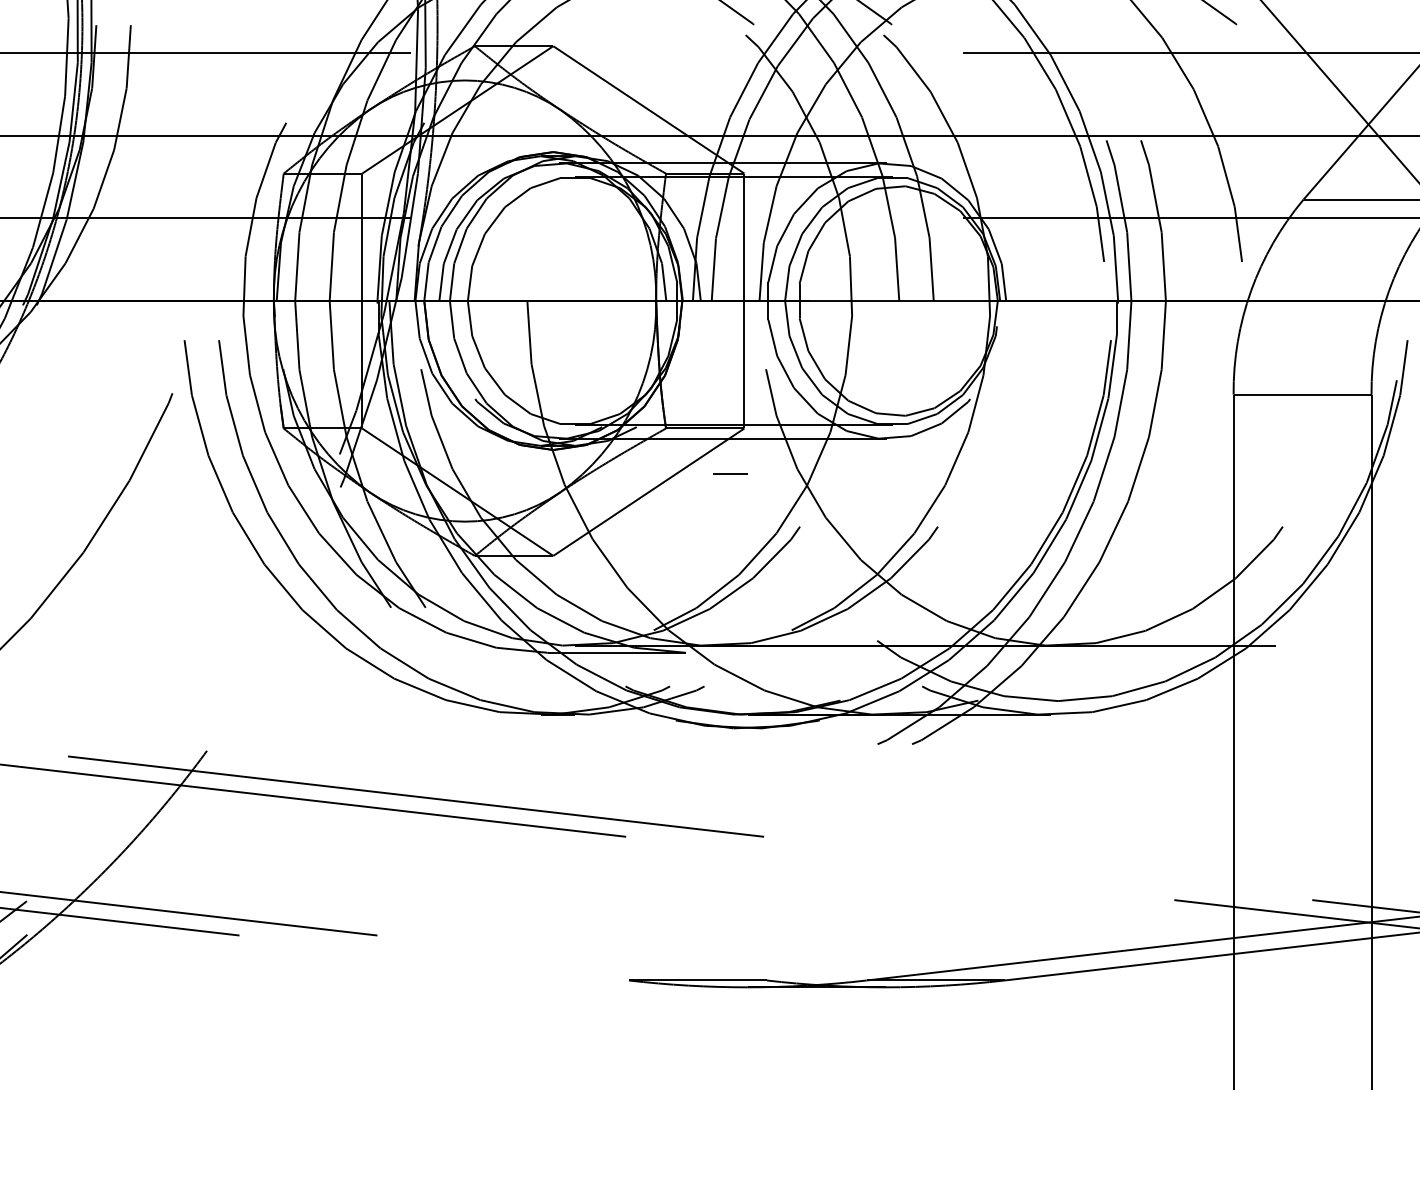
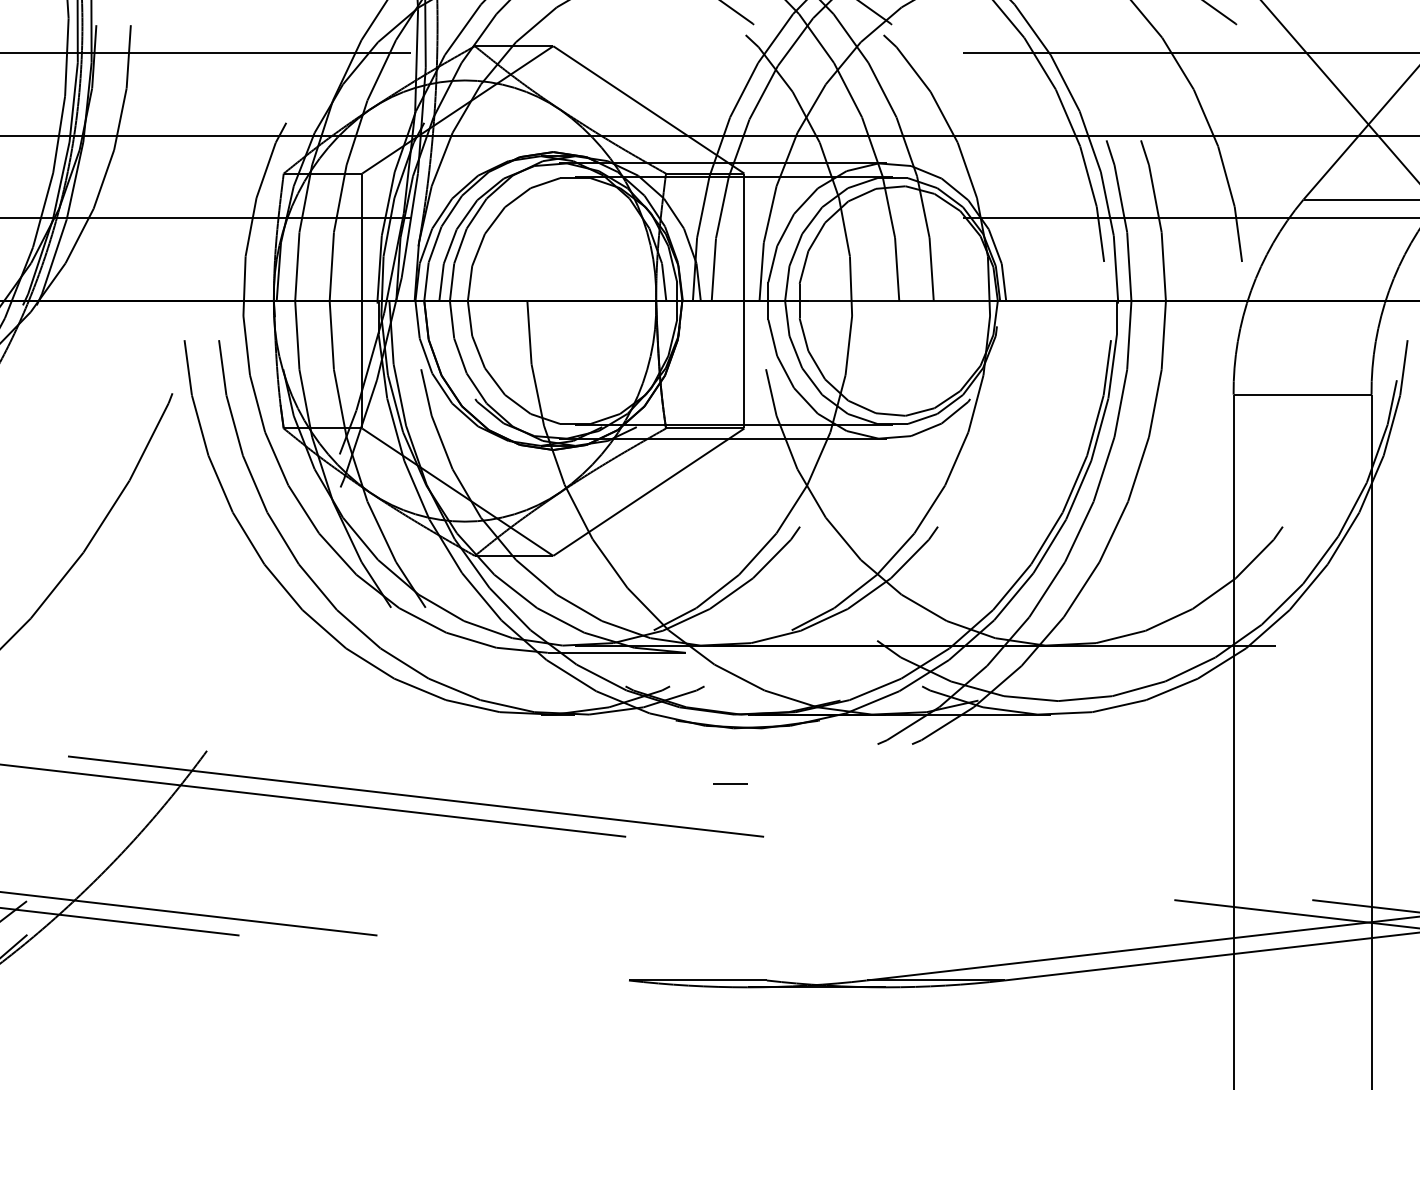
line position: (730, 473) -> (730, 783) (730, 783)
